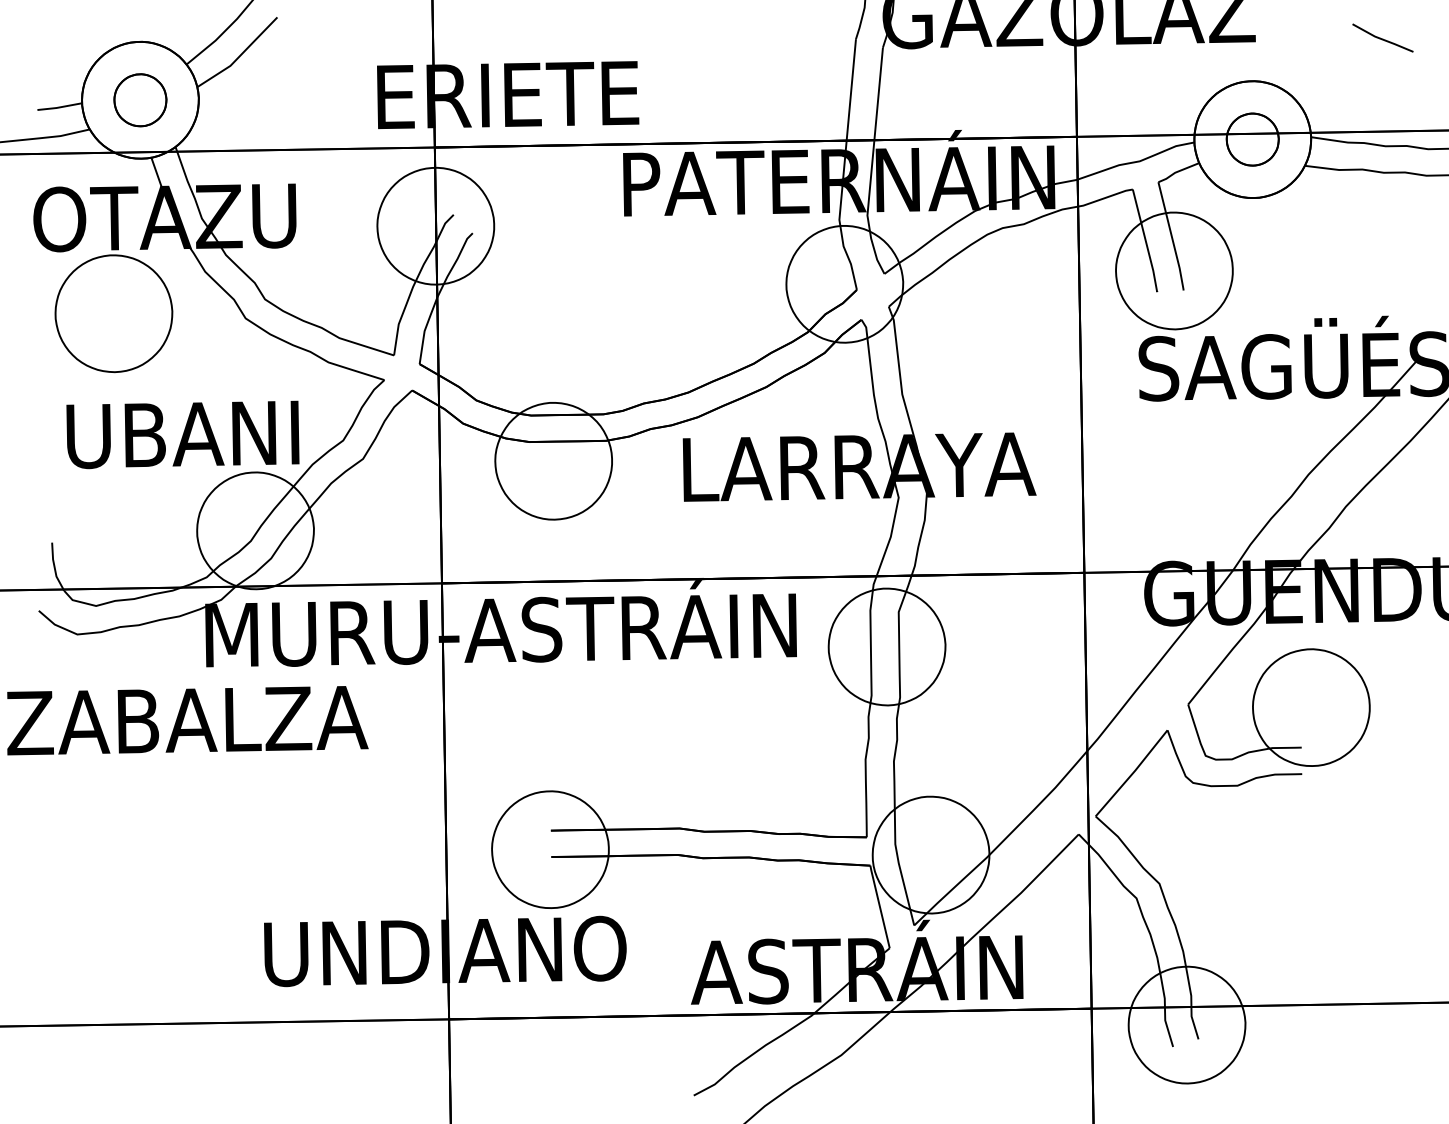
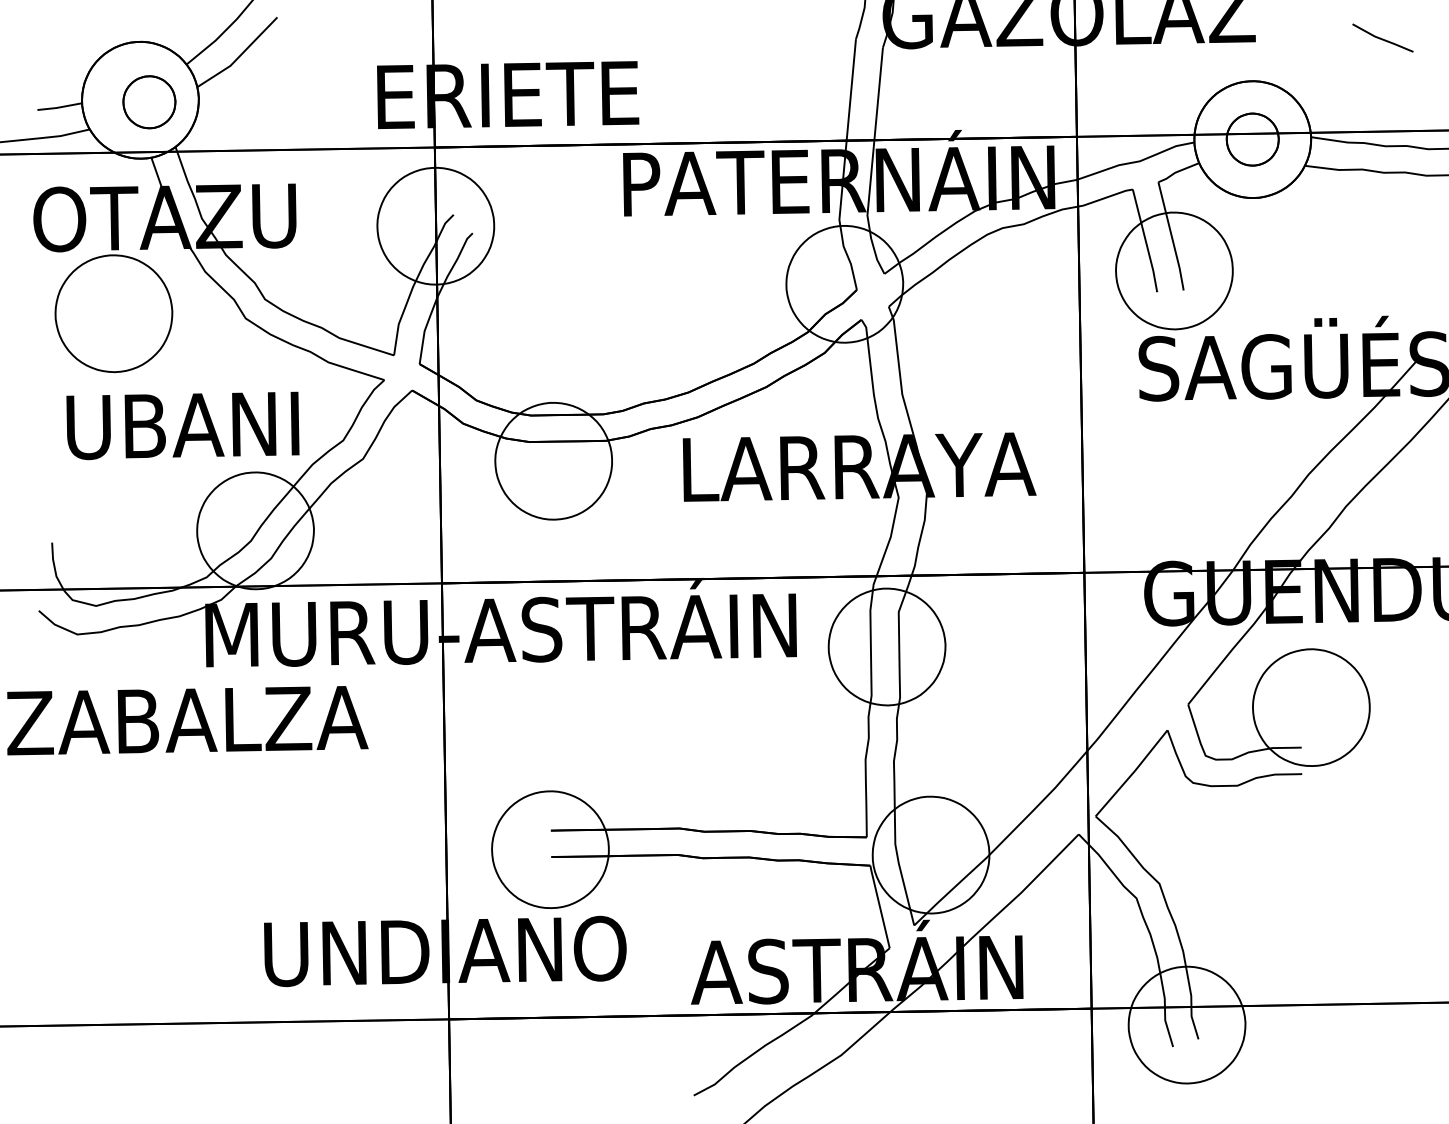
part position: (140, 100) -> (149, 102) (149, 102)
text position: (182, 434) -> (182, 425) (182, 425)
